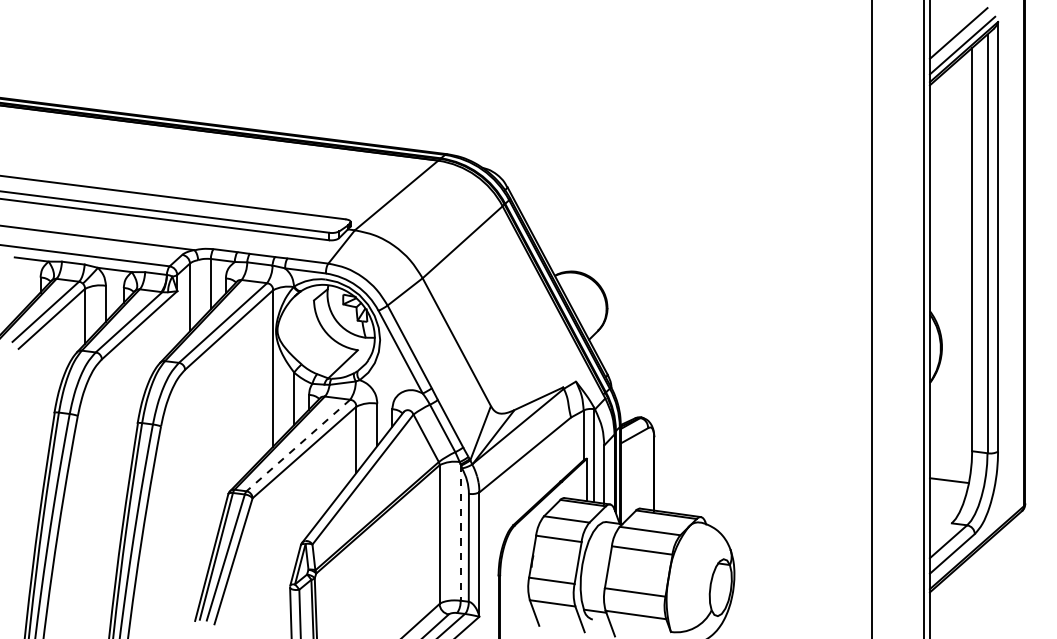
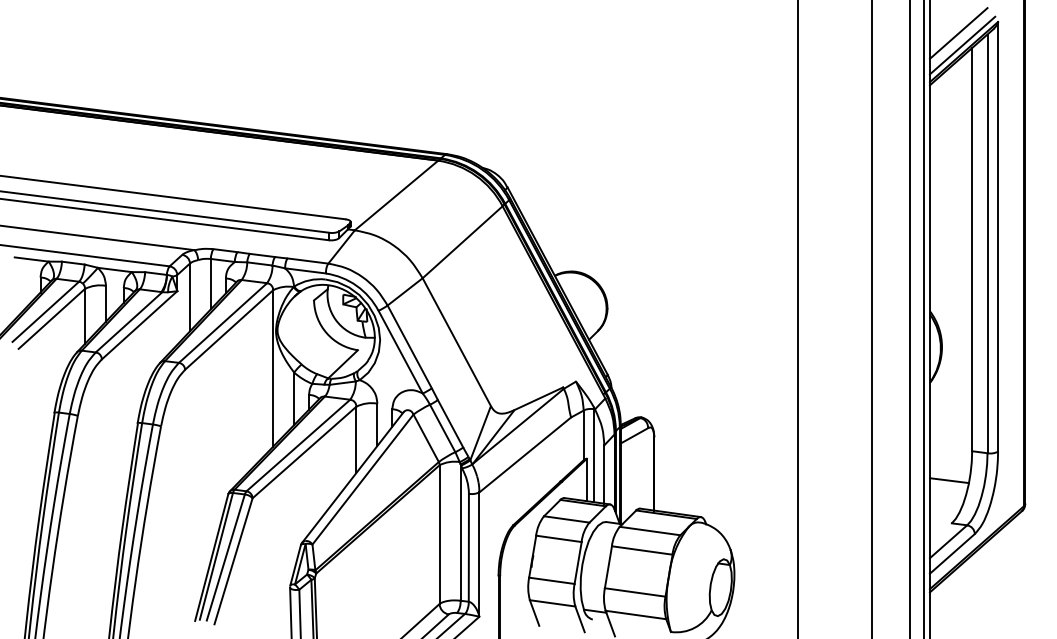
line: none -> present (798, 318)
line: none -> present (910, 318)
line: dashed -> solid (298, 445)
line: dashed -> solid (460, 533)
